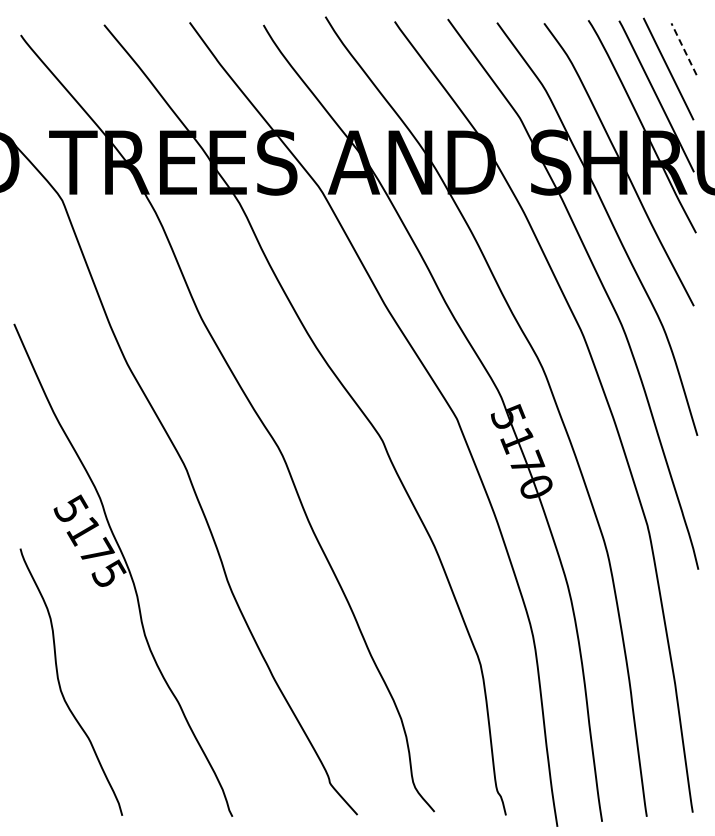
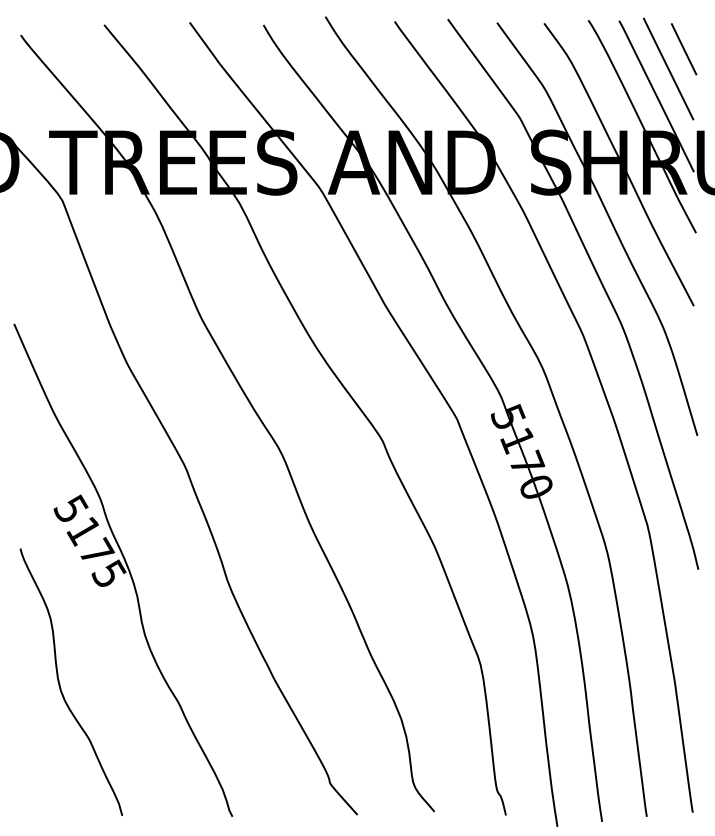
line: dashed -> solid (683, 48)
